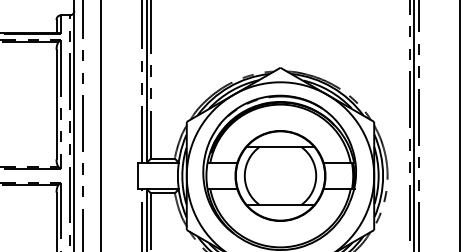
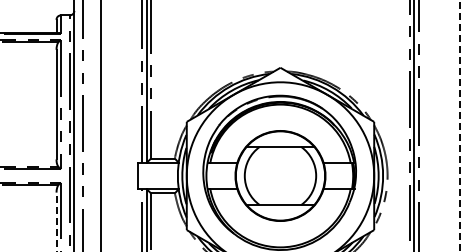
line: solid -> dashed (459, 126)
line: solid -> dashed (56, 221)
